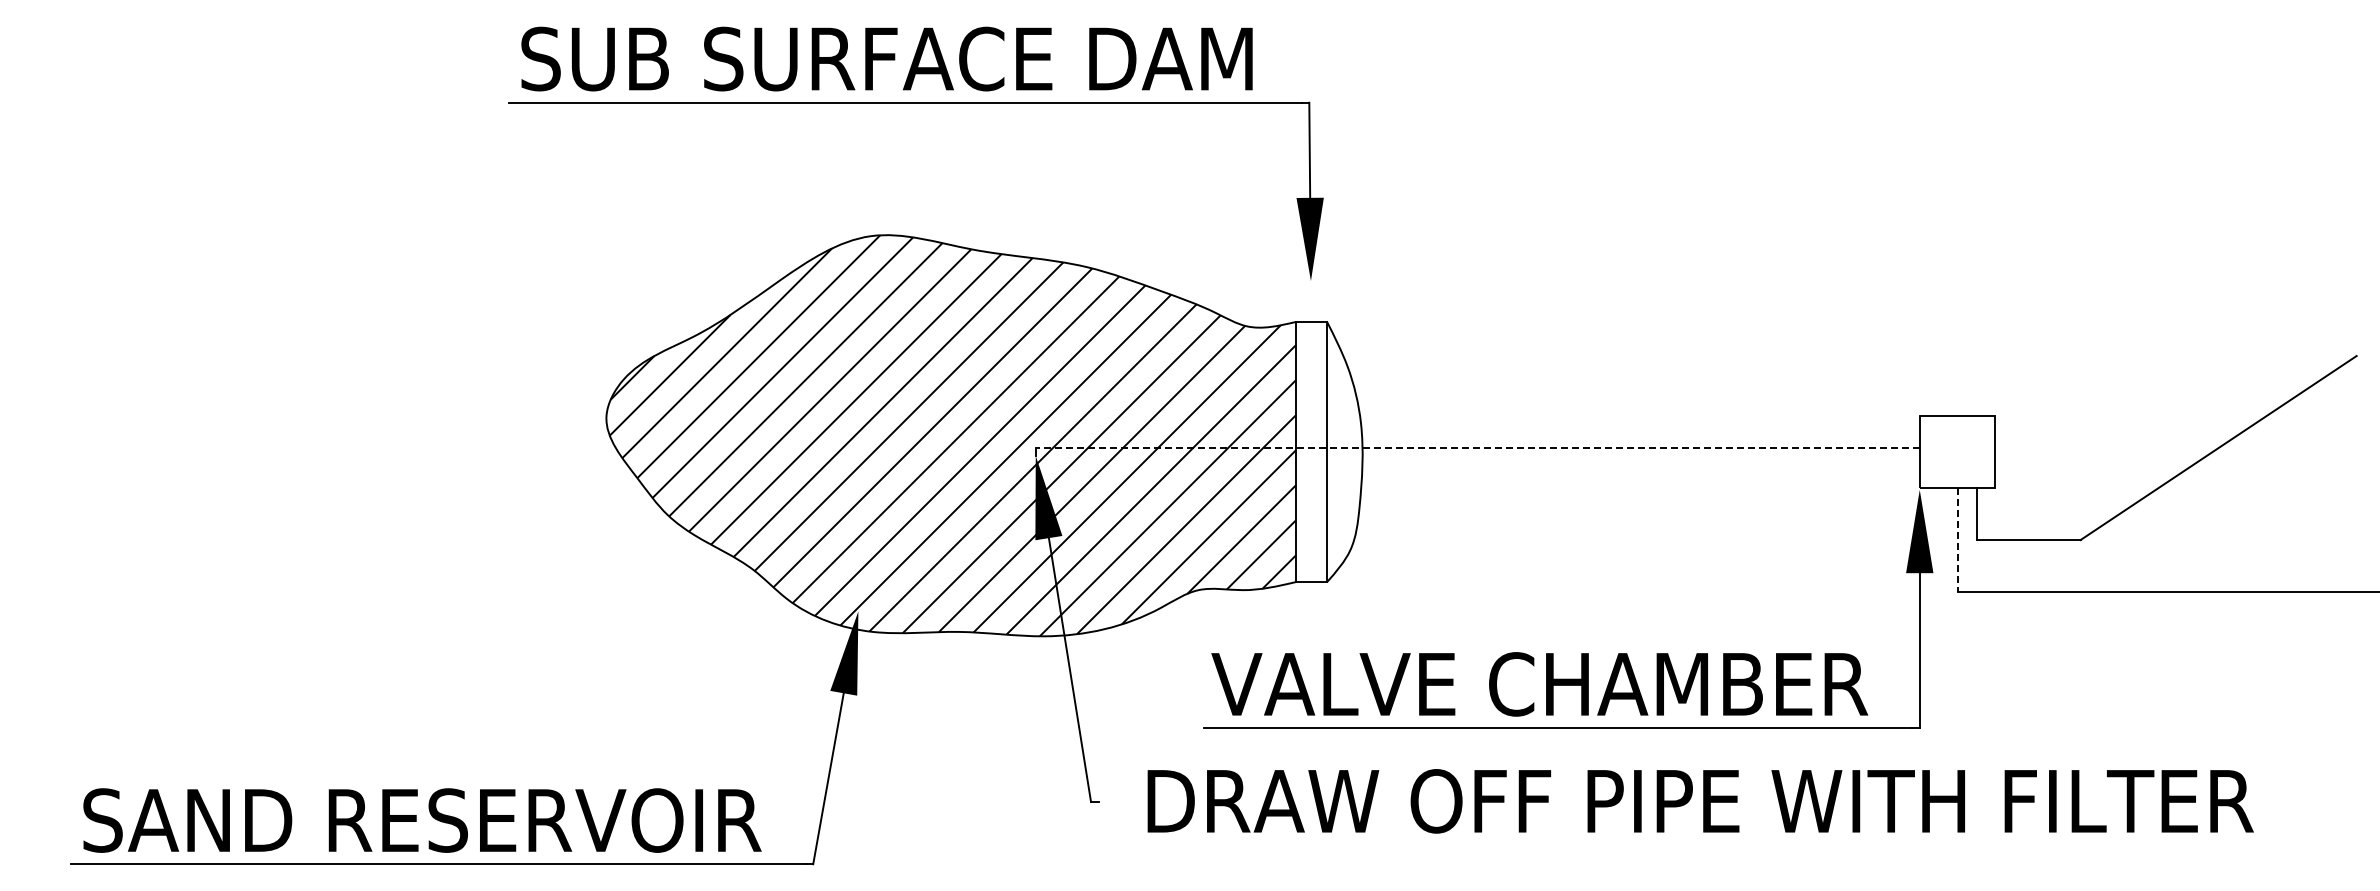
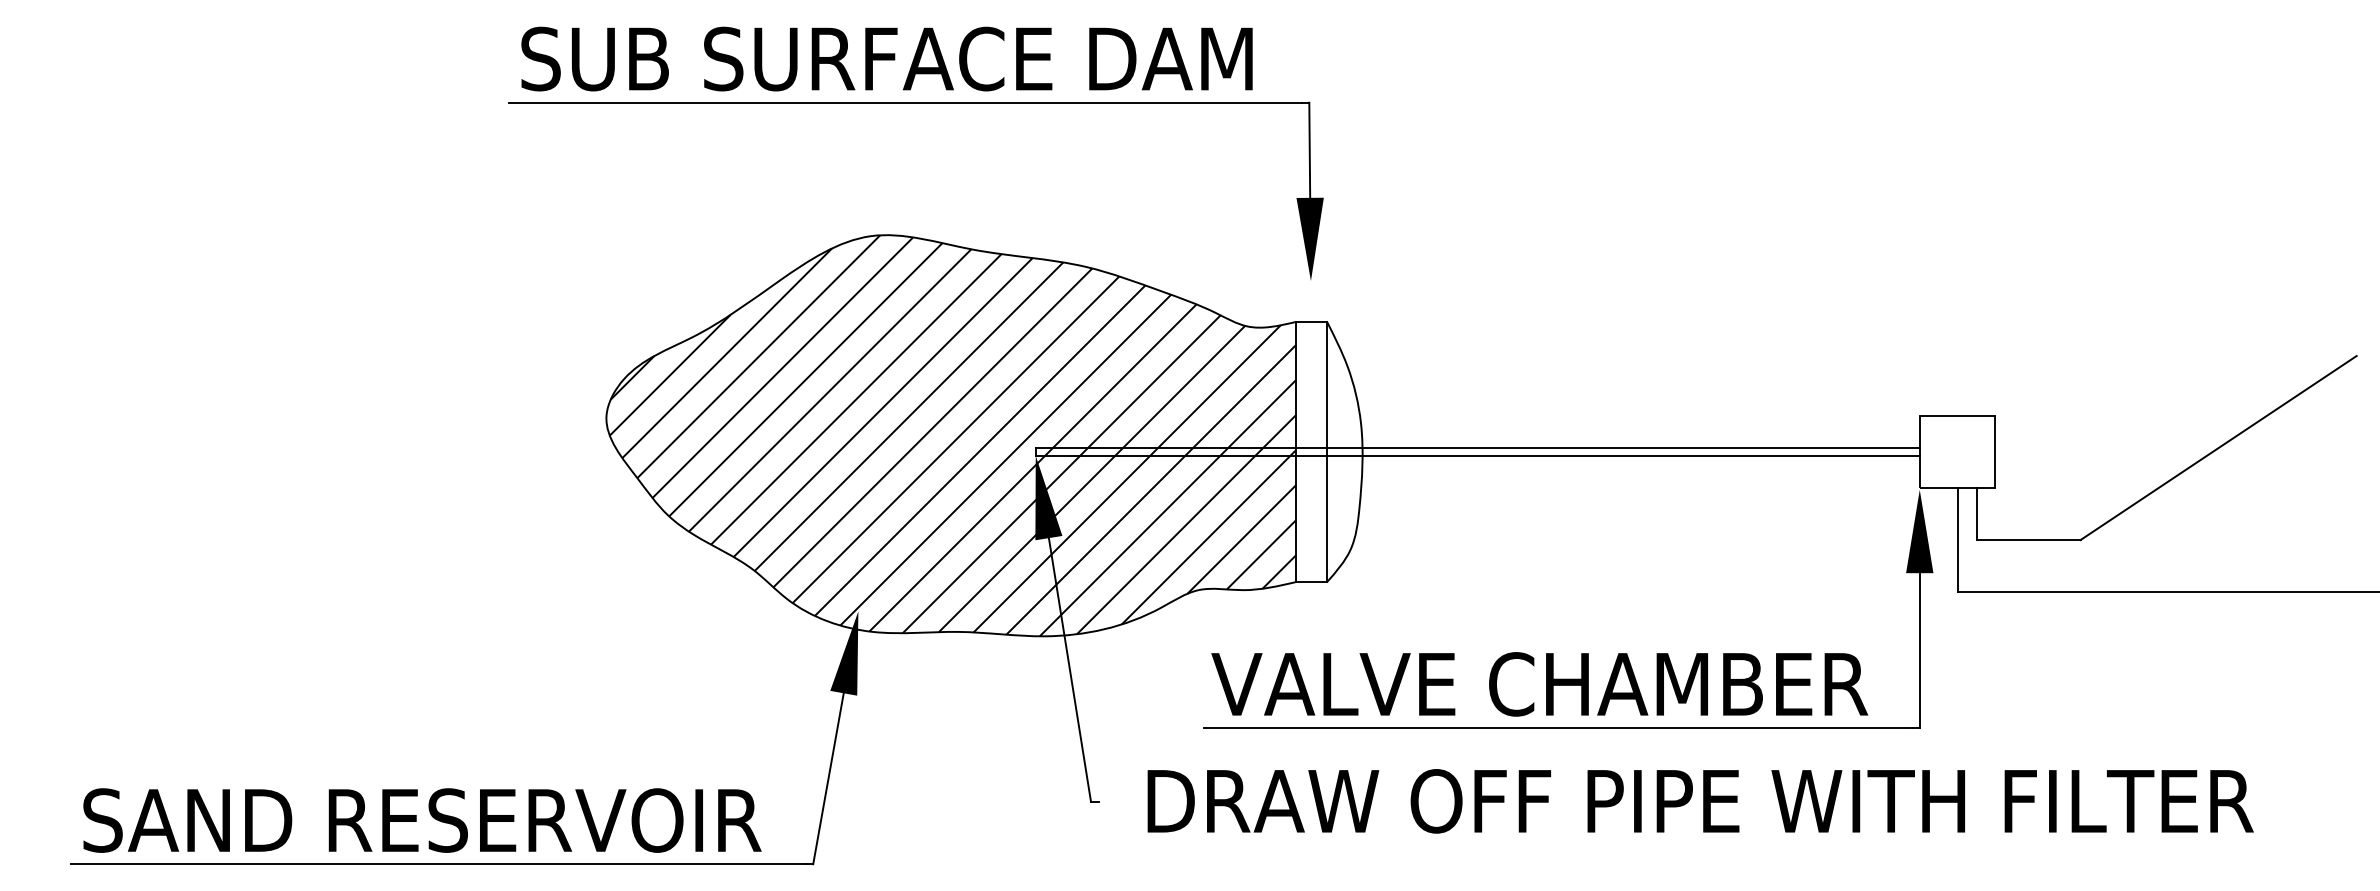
line: dashed -> solid (1477, 448)
line: none -> present (1477, 455)
line: dashed -> solid (1957, 540)
